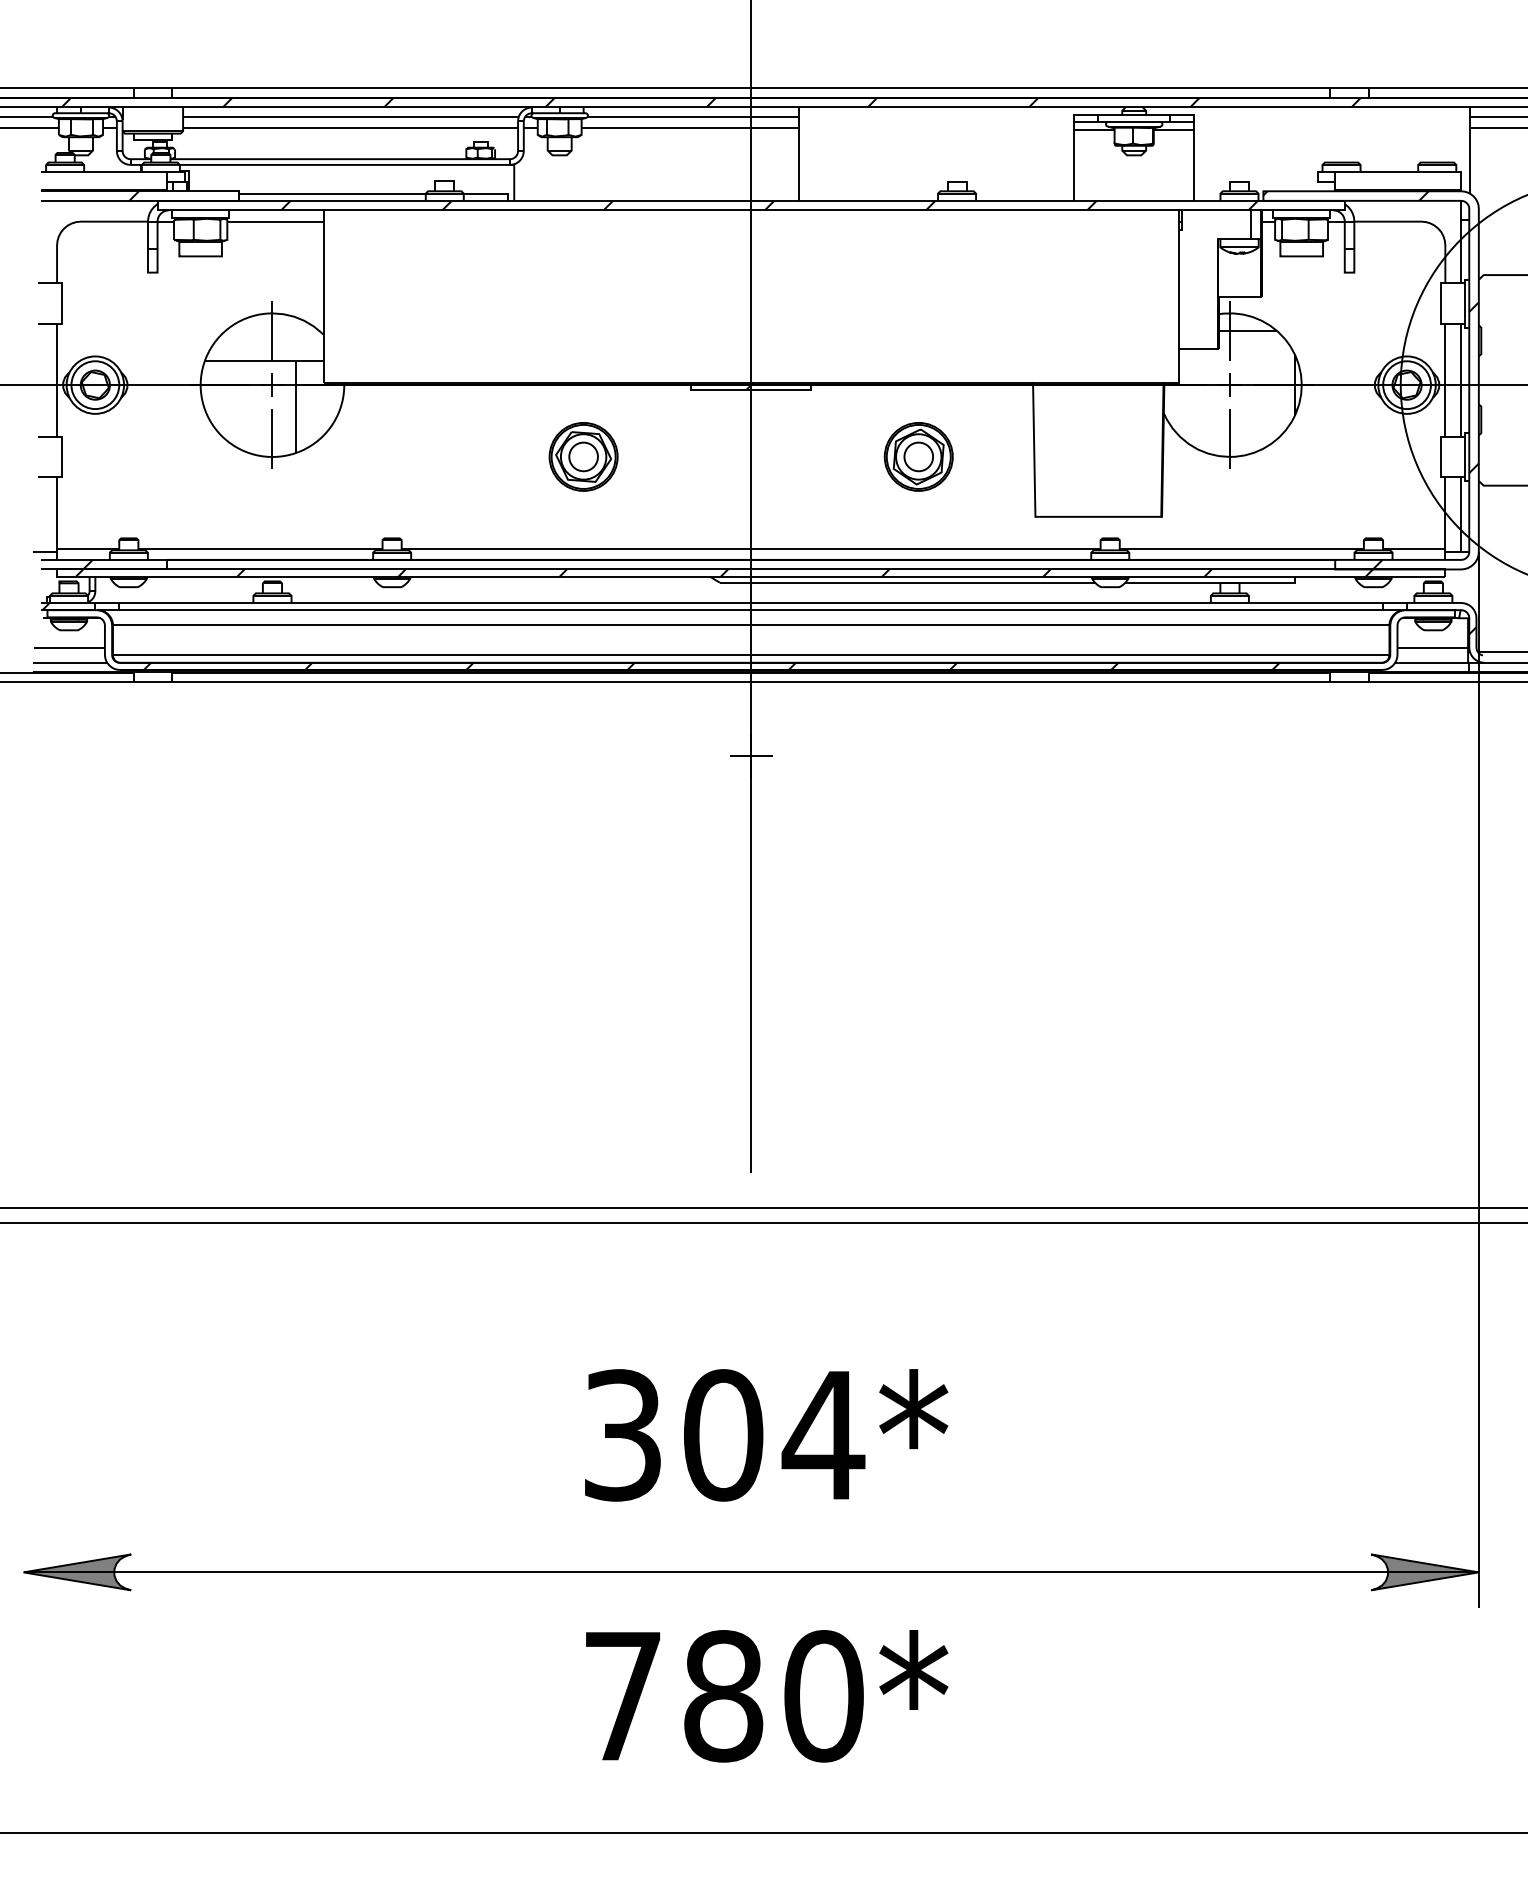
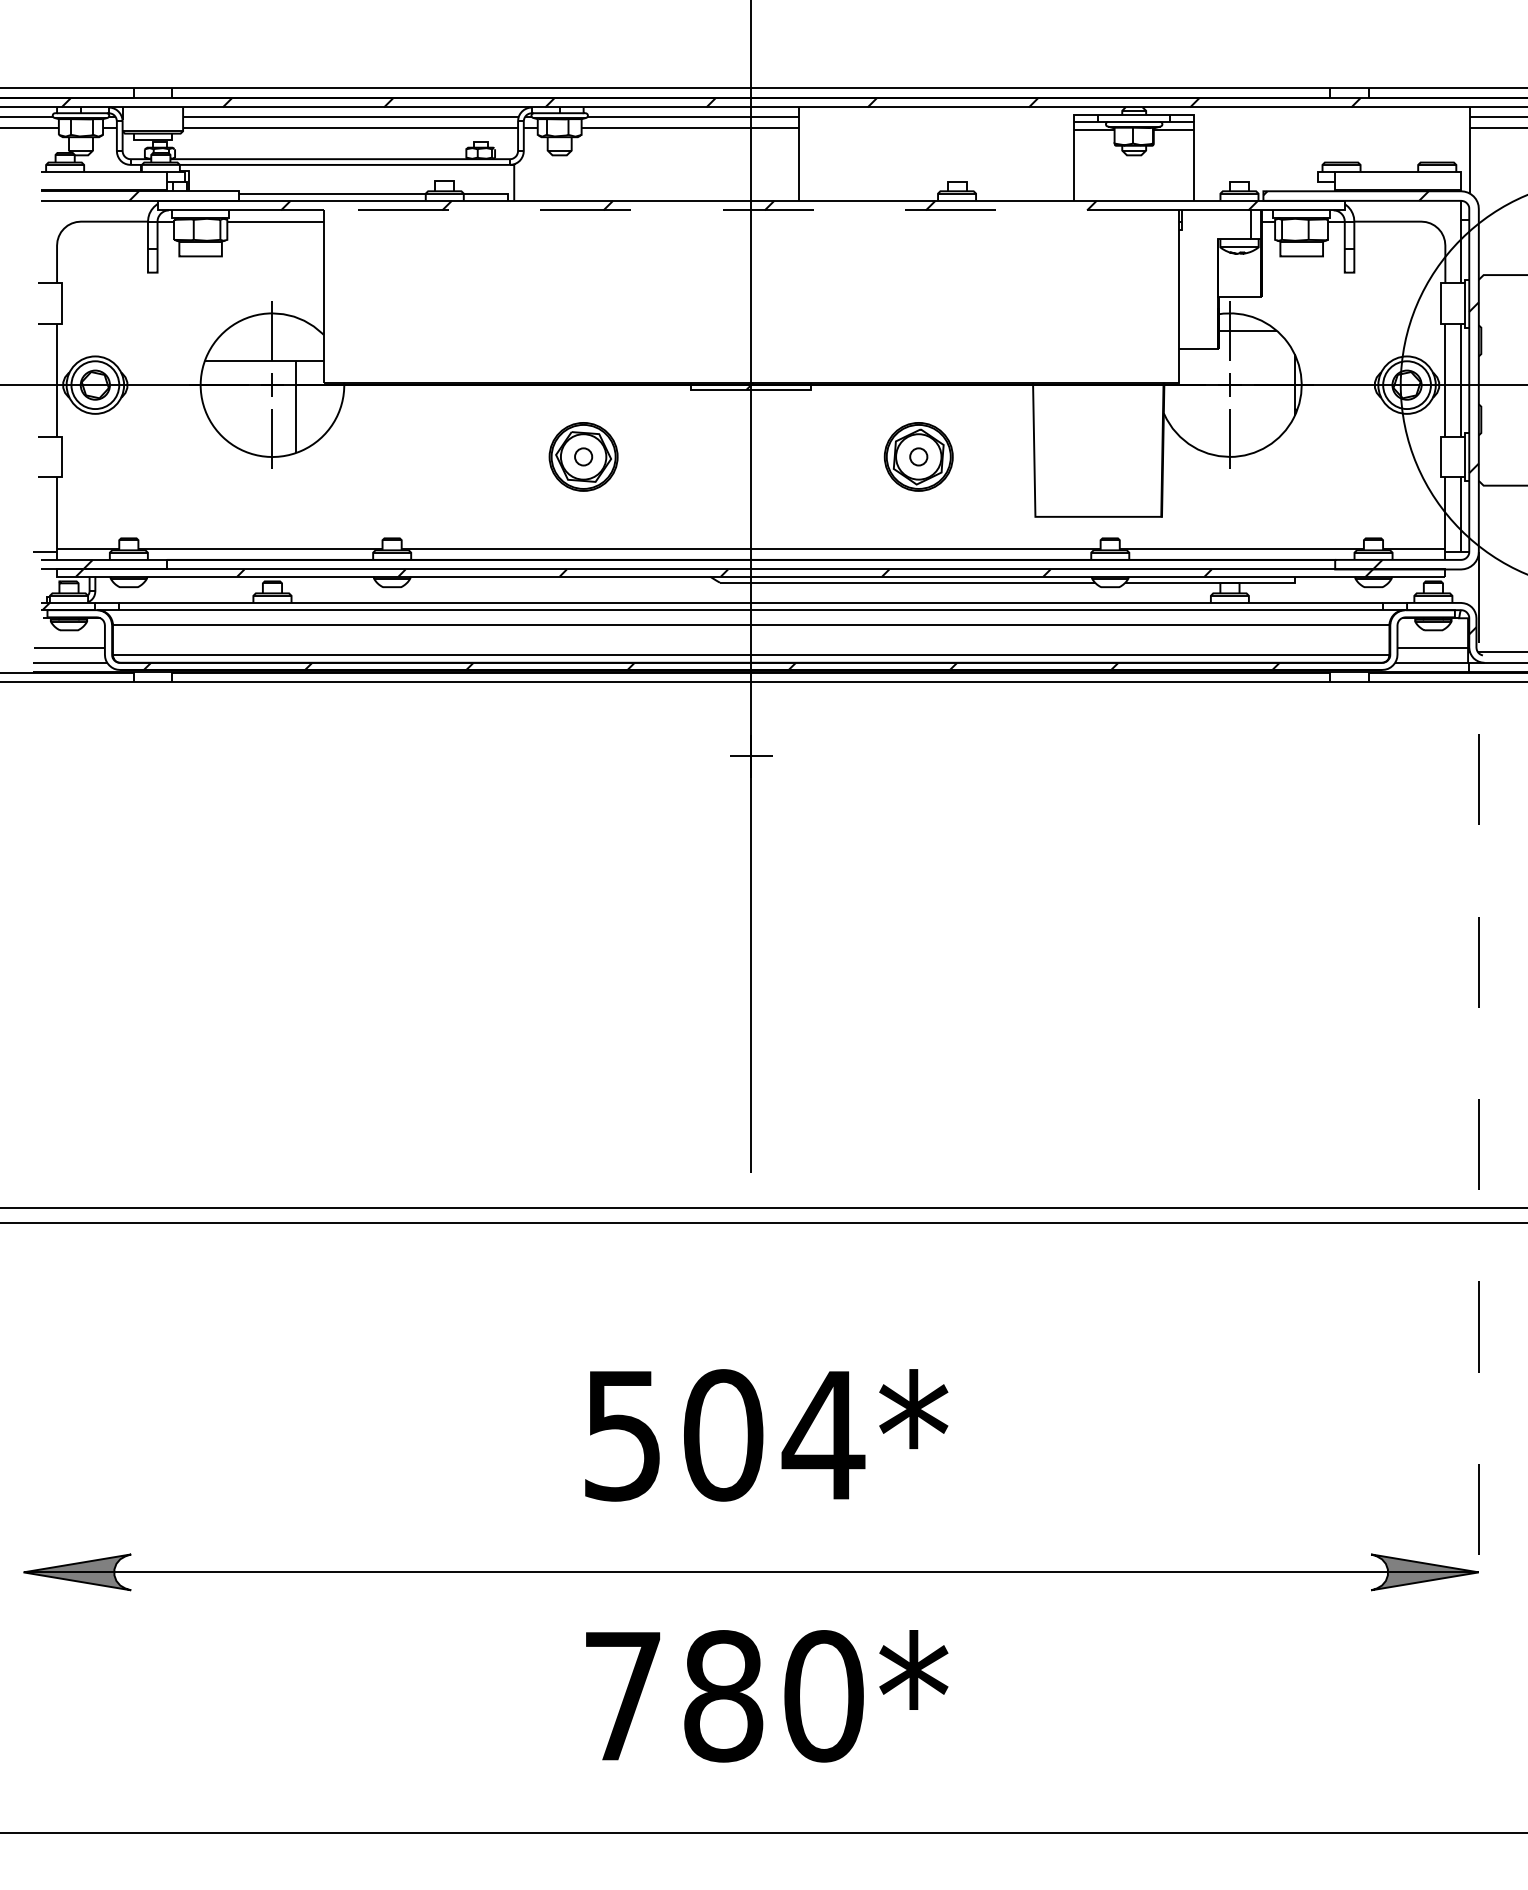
line: solid -> dashed (750, 210)
circle diameter: 29 px -> 17 px (583, 456)
circle diameter: 29 px -> 17 px (918, 456)
line: solid -> dashed (1478, 1080)
text: 304* -> 504* (622, 1435)
